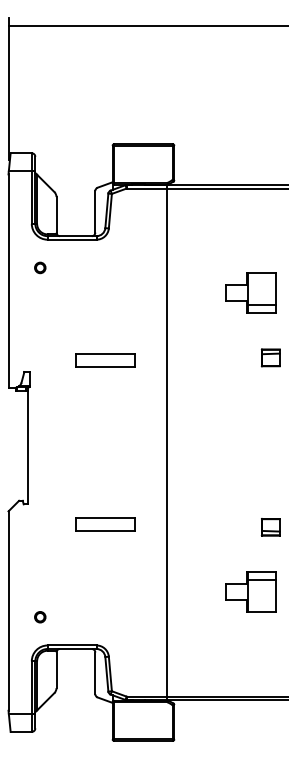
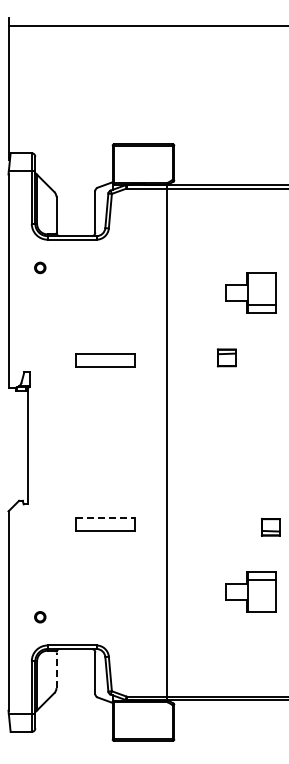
part position: (270, 357) -> (226, 357) (226, 357)
line: solid -> dashed (105, 518)
line: solid -> dashed (56, 670)
